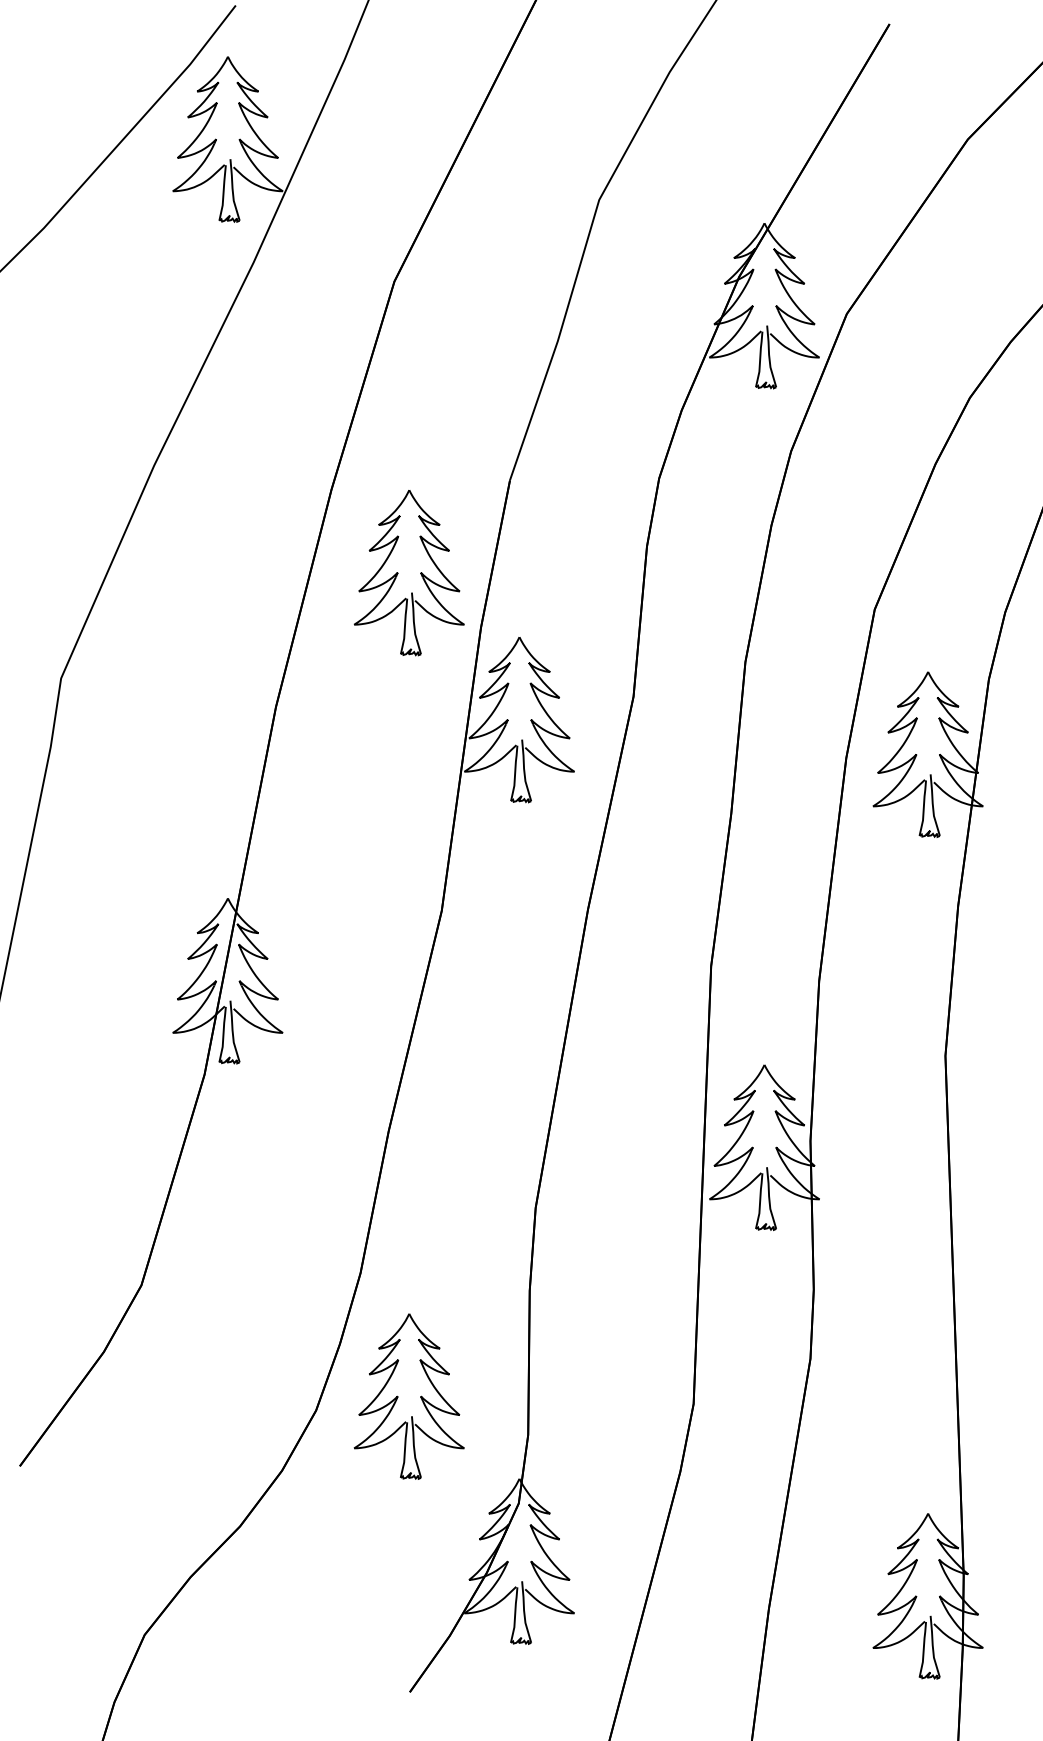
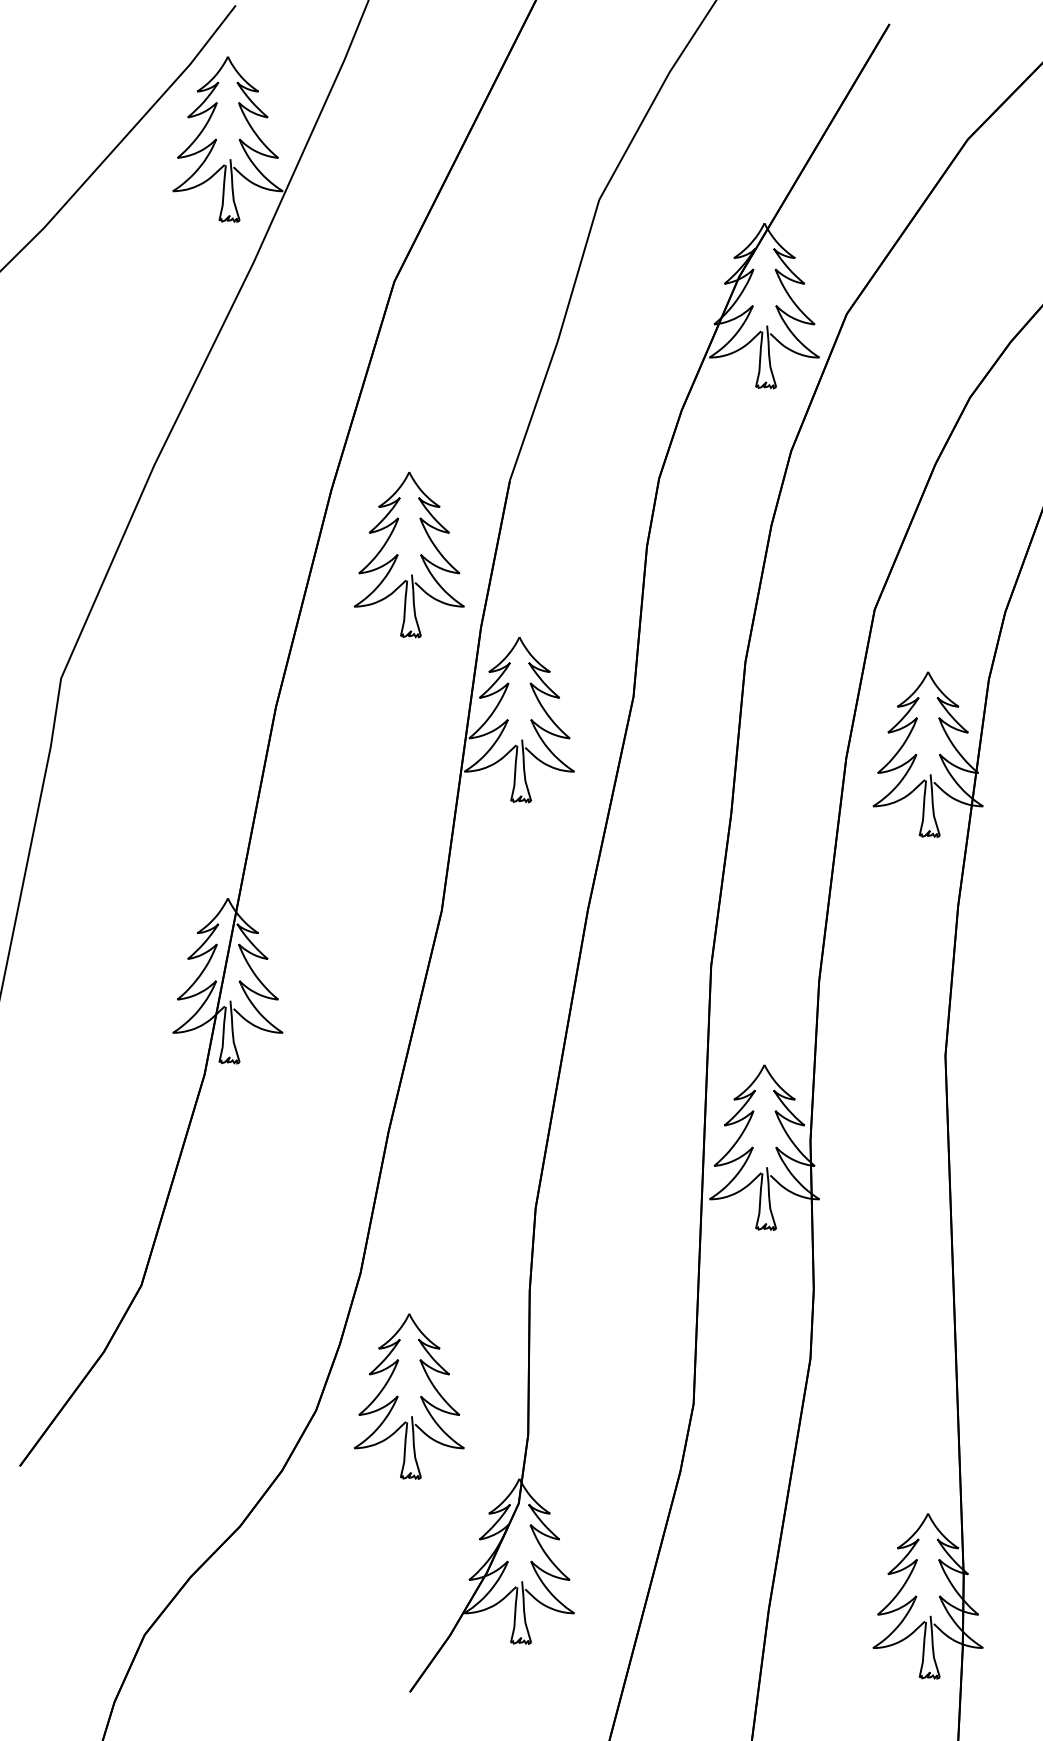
part position: (408, 573) -> (408, 555) (408, 555)
